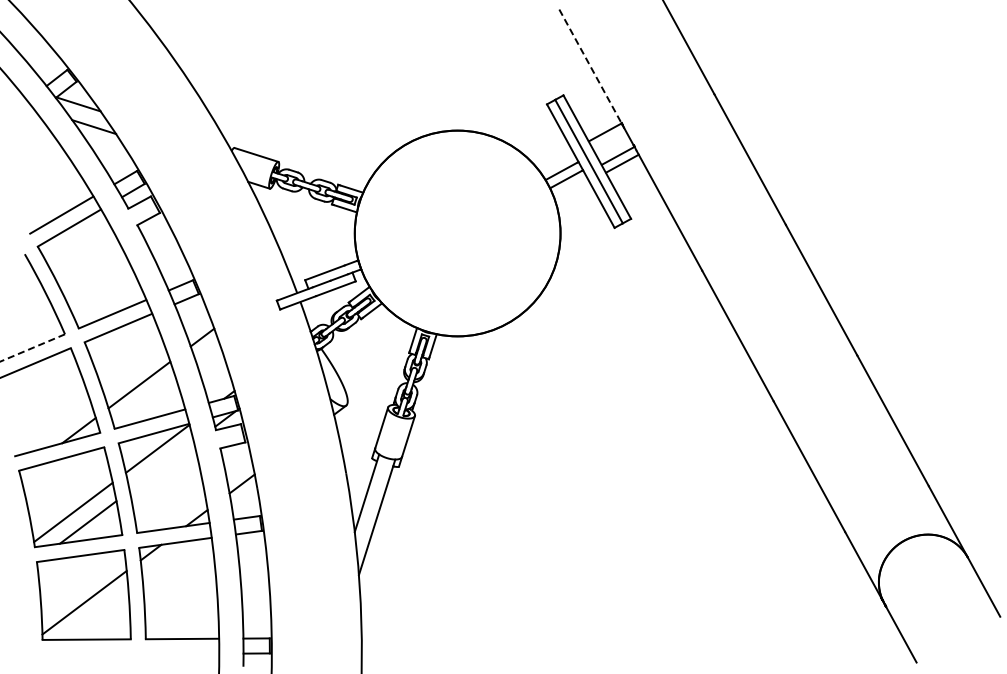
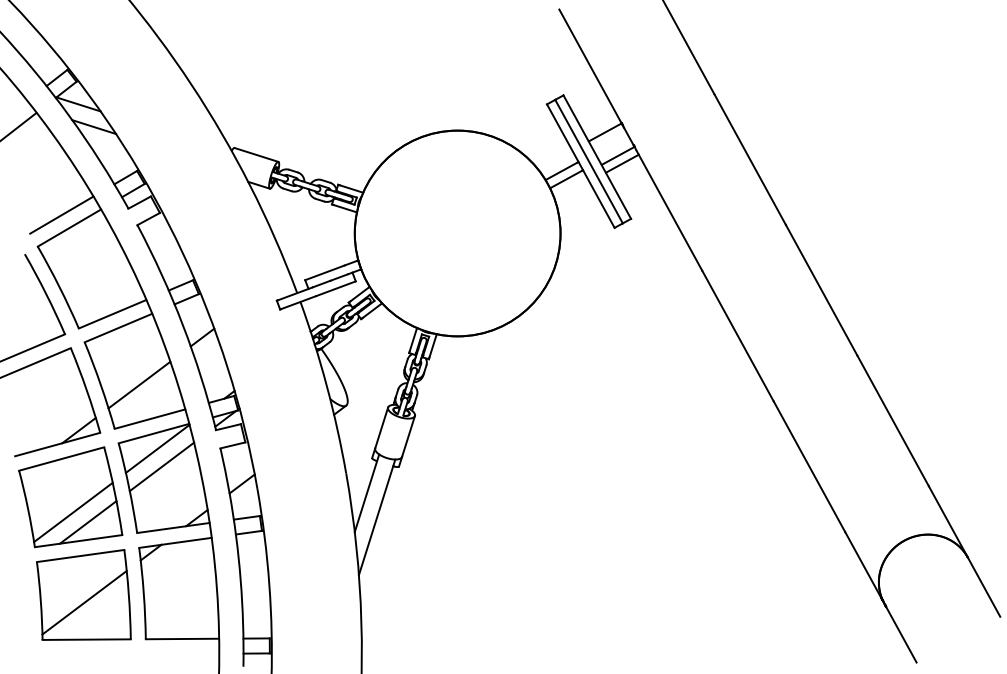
line: dashed -> solid (590, 66)
line: none -> present (19, 125)
line: dashed -> solid (32, 348)
line: none -> present (161, 466)
